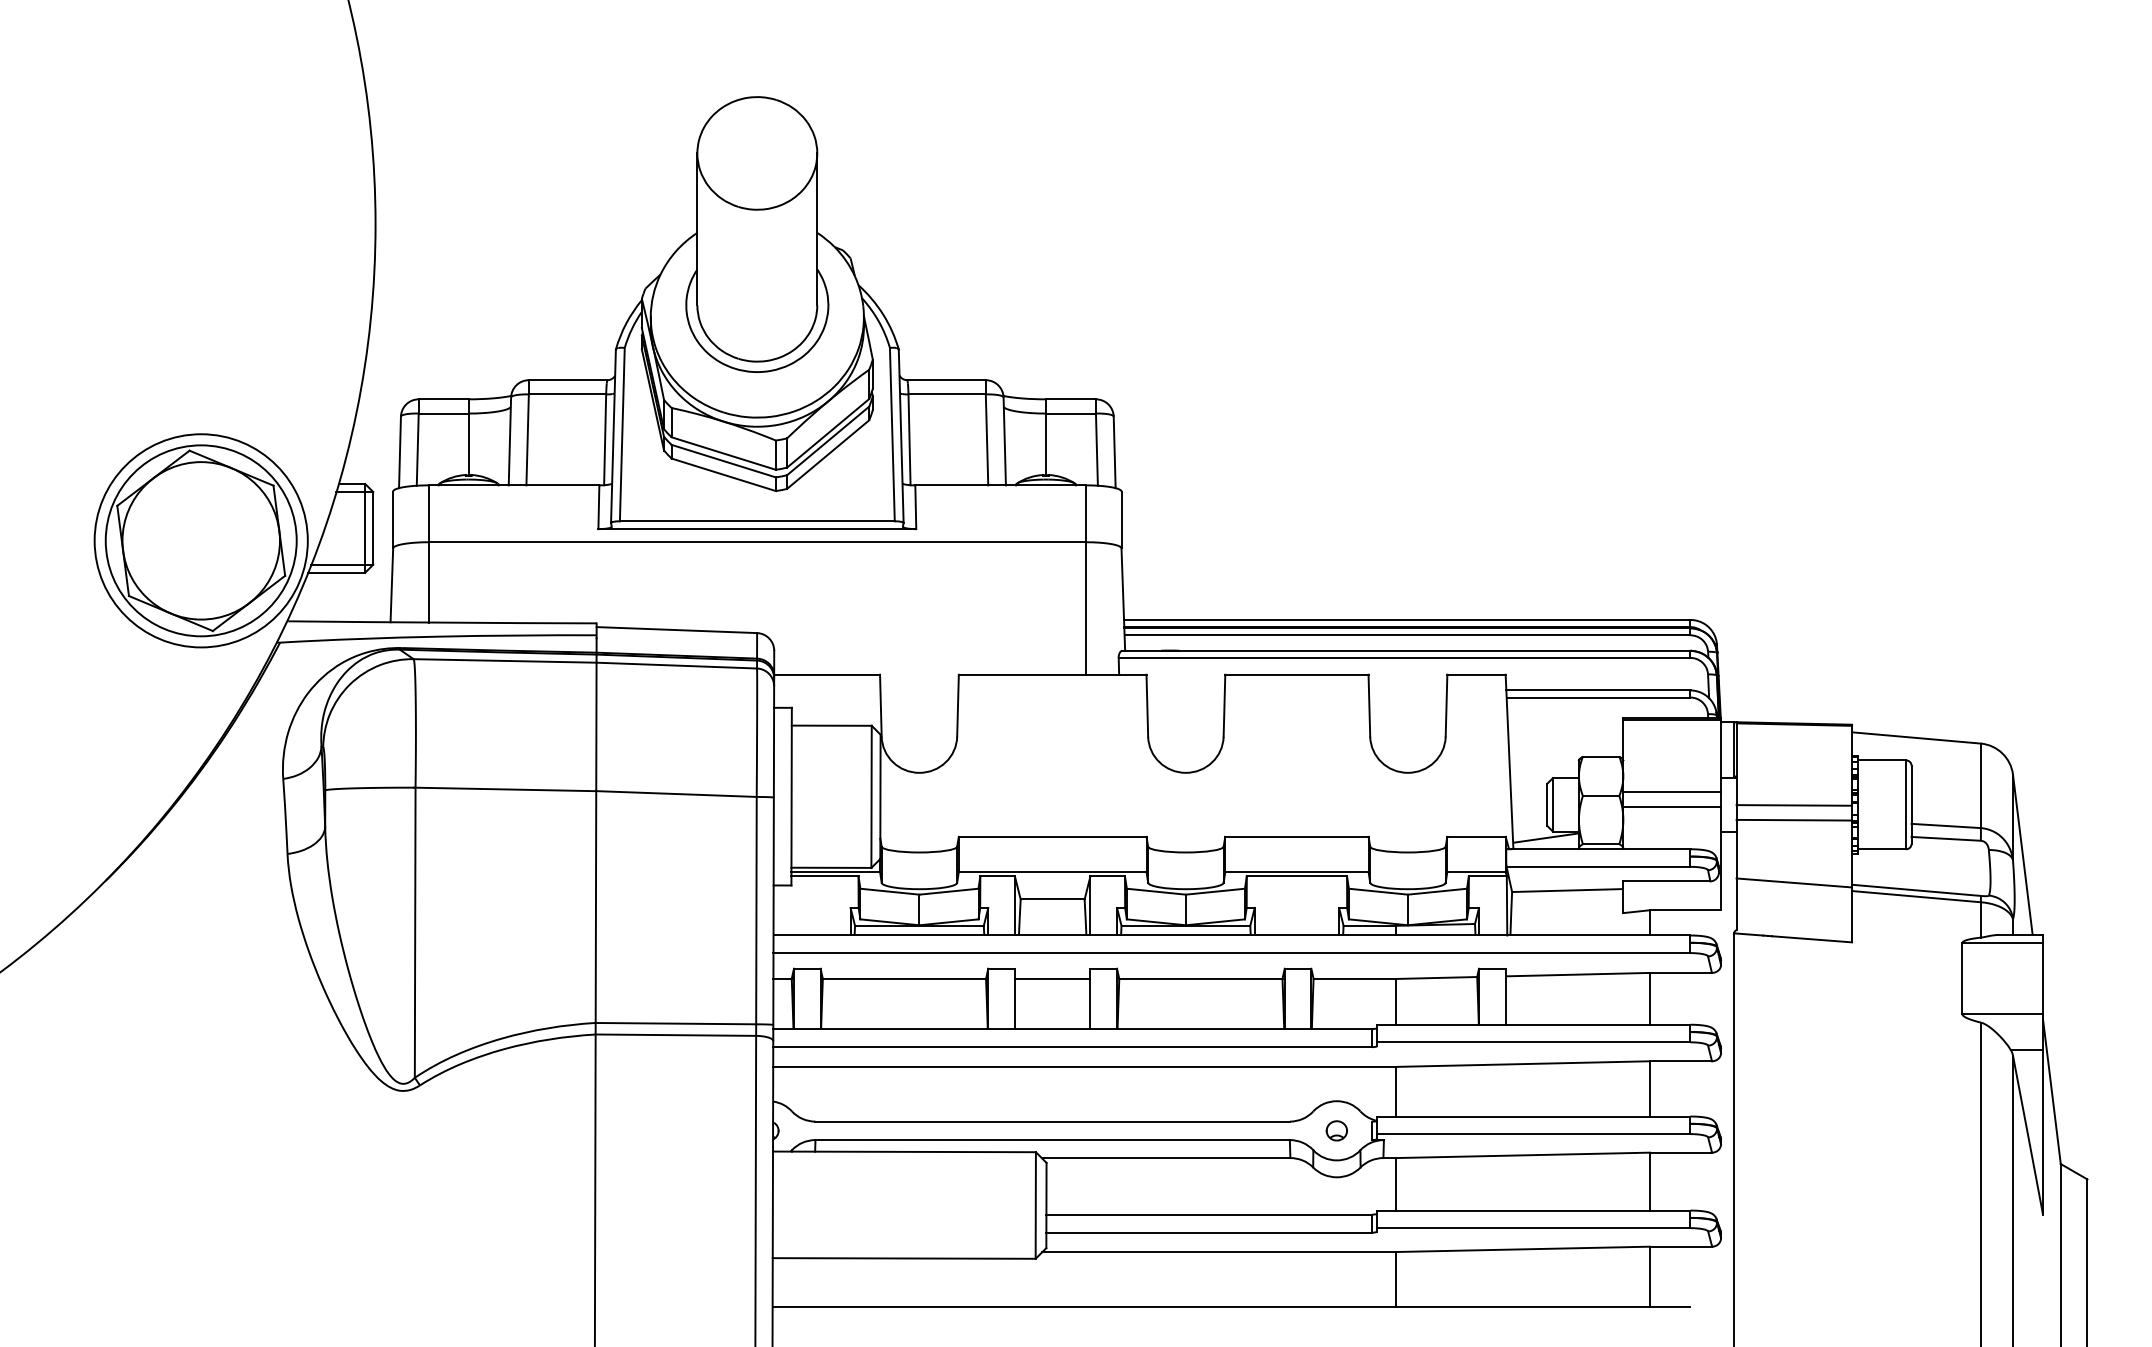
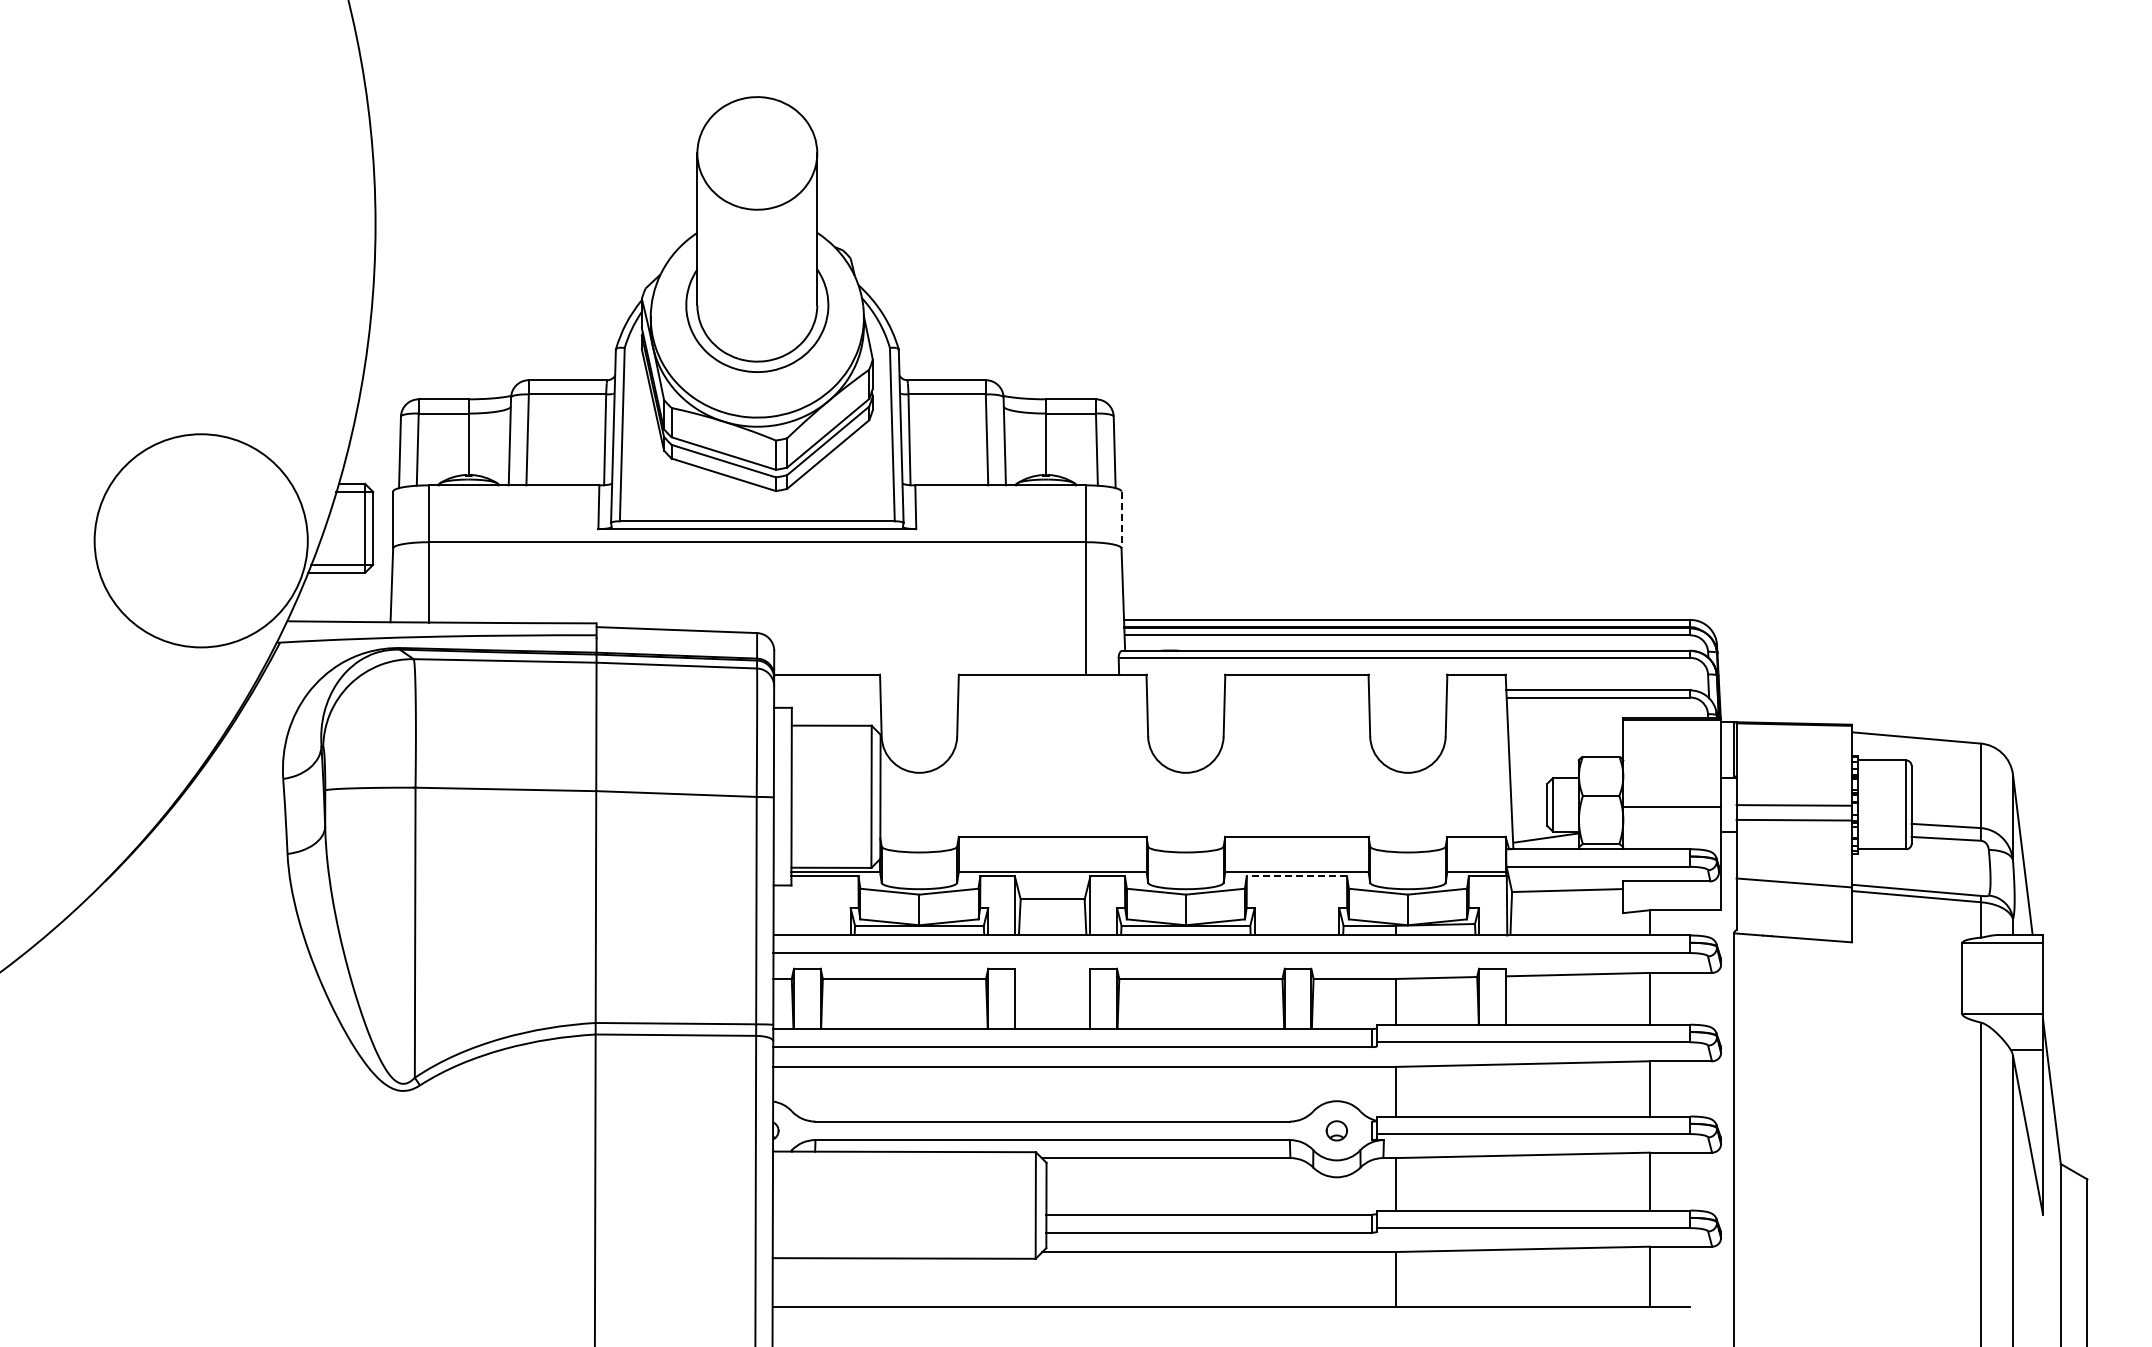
line: solid -> dashed (1121, 520)
part: present -> none (200, 540)
line: present -> none (1672, 791)
line: solid -> dashed (1296, 876)
line: present -> none (1052, 978)
